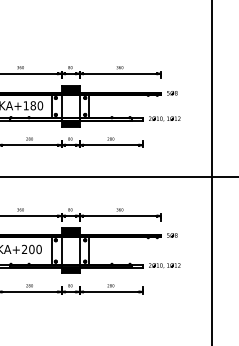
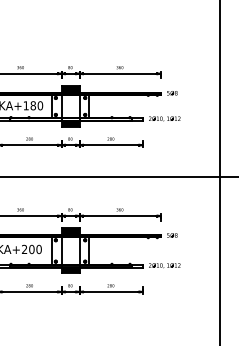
line position: (212, 172) -> (220, 172) (220, 172)
